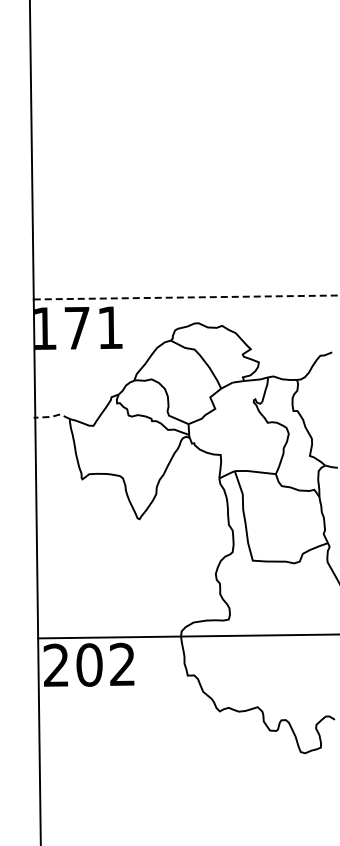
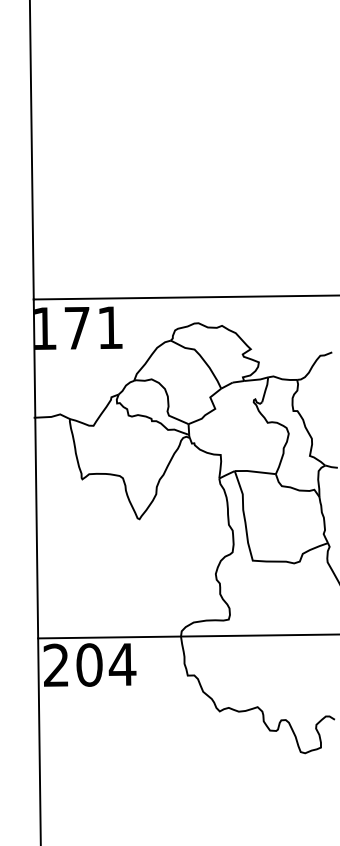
line: dashed -> solid (186, 297)
line: dashed -> solid (52, 416)
text: 202 -> 204 (122, 663)
